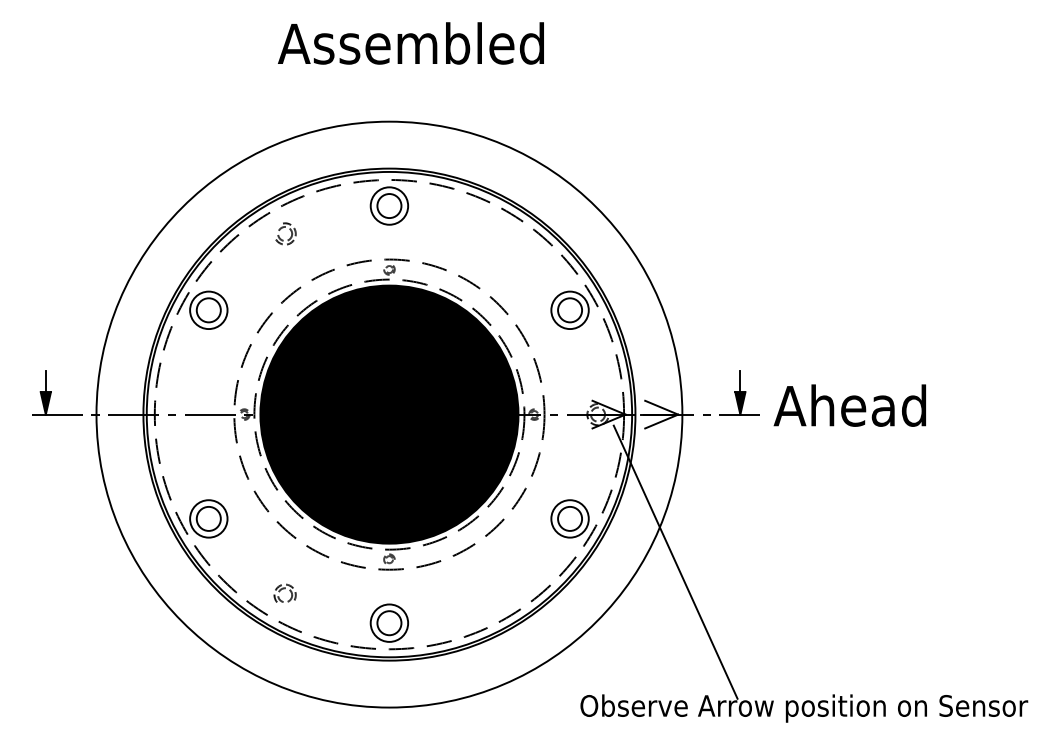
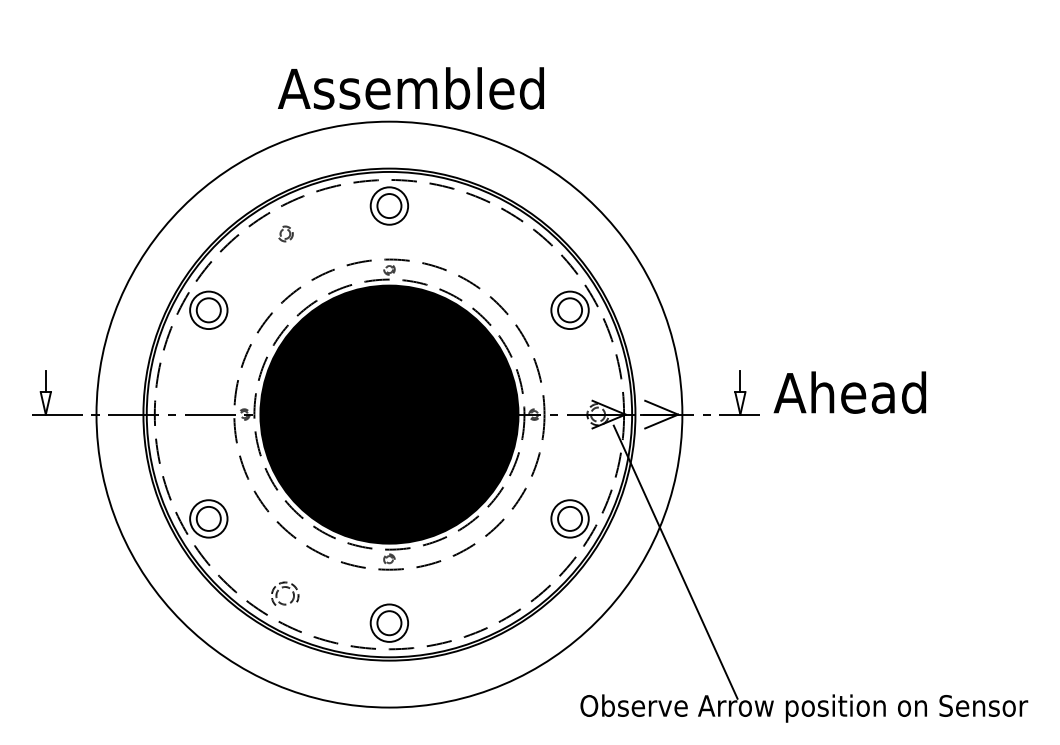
text position: (410, 43) -> (410, 88) (410, 88)
part size: 22x24 px -> 16x18 px (285, 233)
fill: present -> none (45, 403)
fill: present -> none (740, 403)
text position: (849, 405) -> (849, 392) (849, 392)
part size: 24x20 px -> 29x25 px (285, 593)
